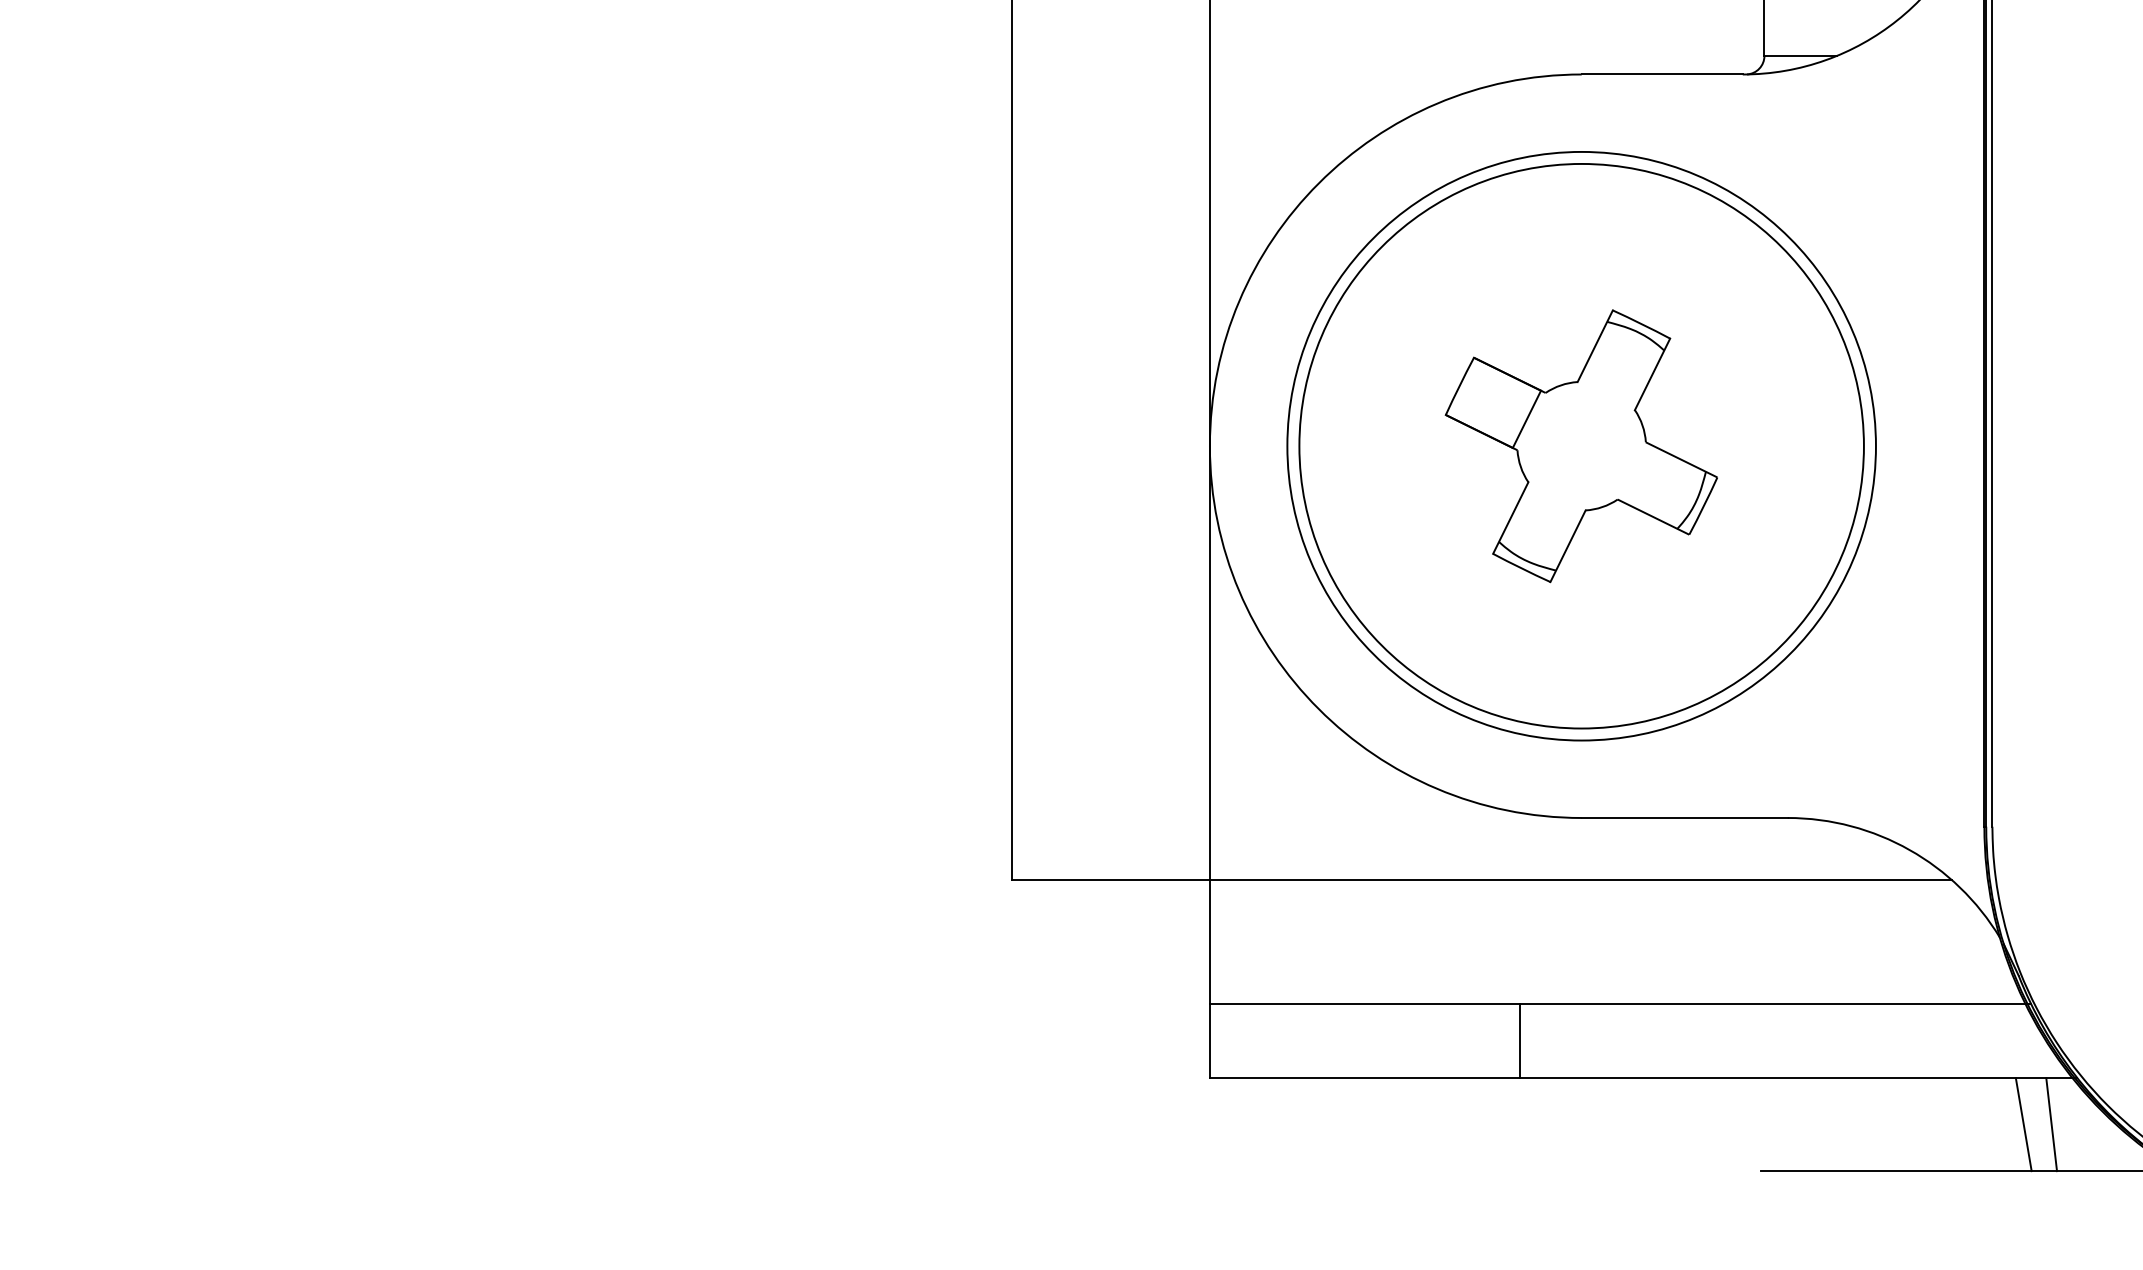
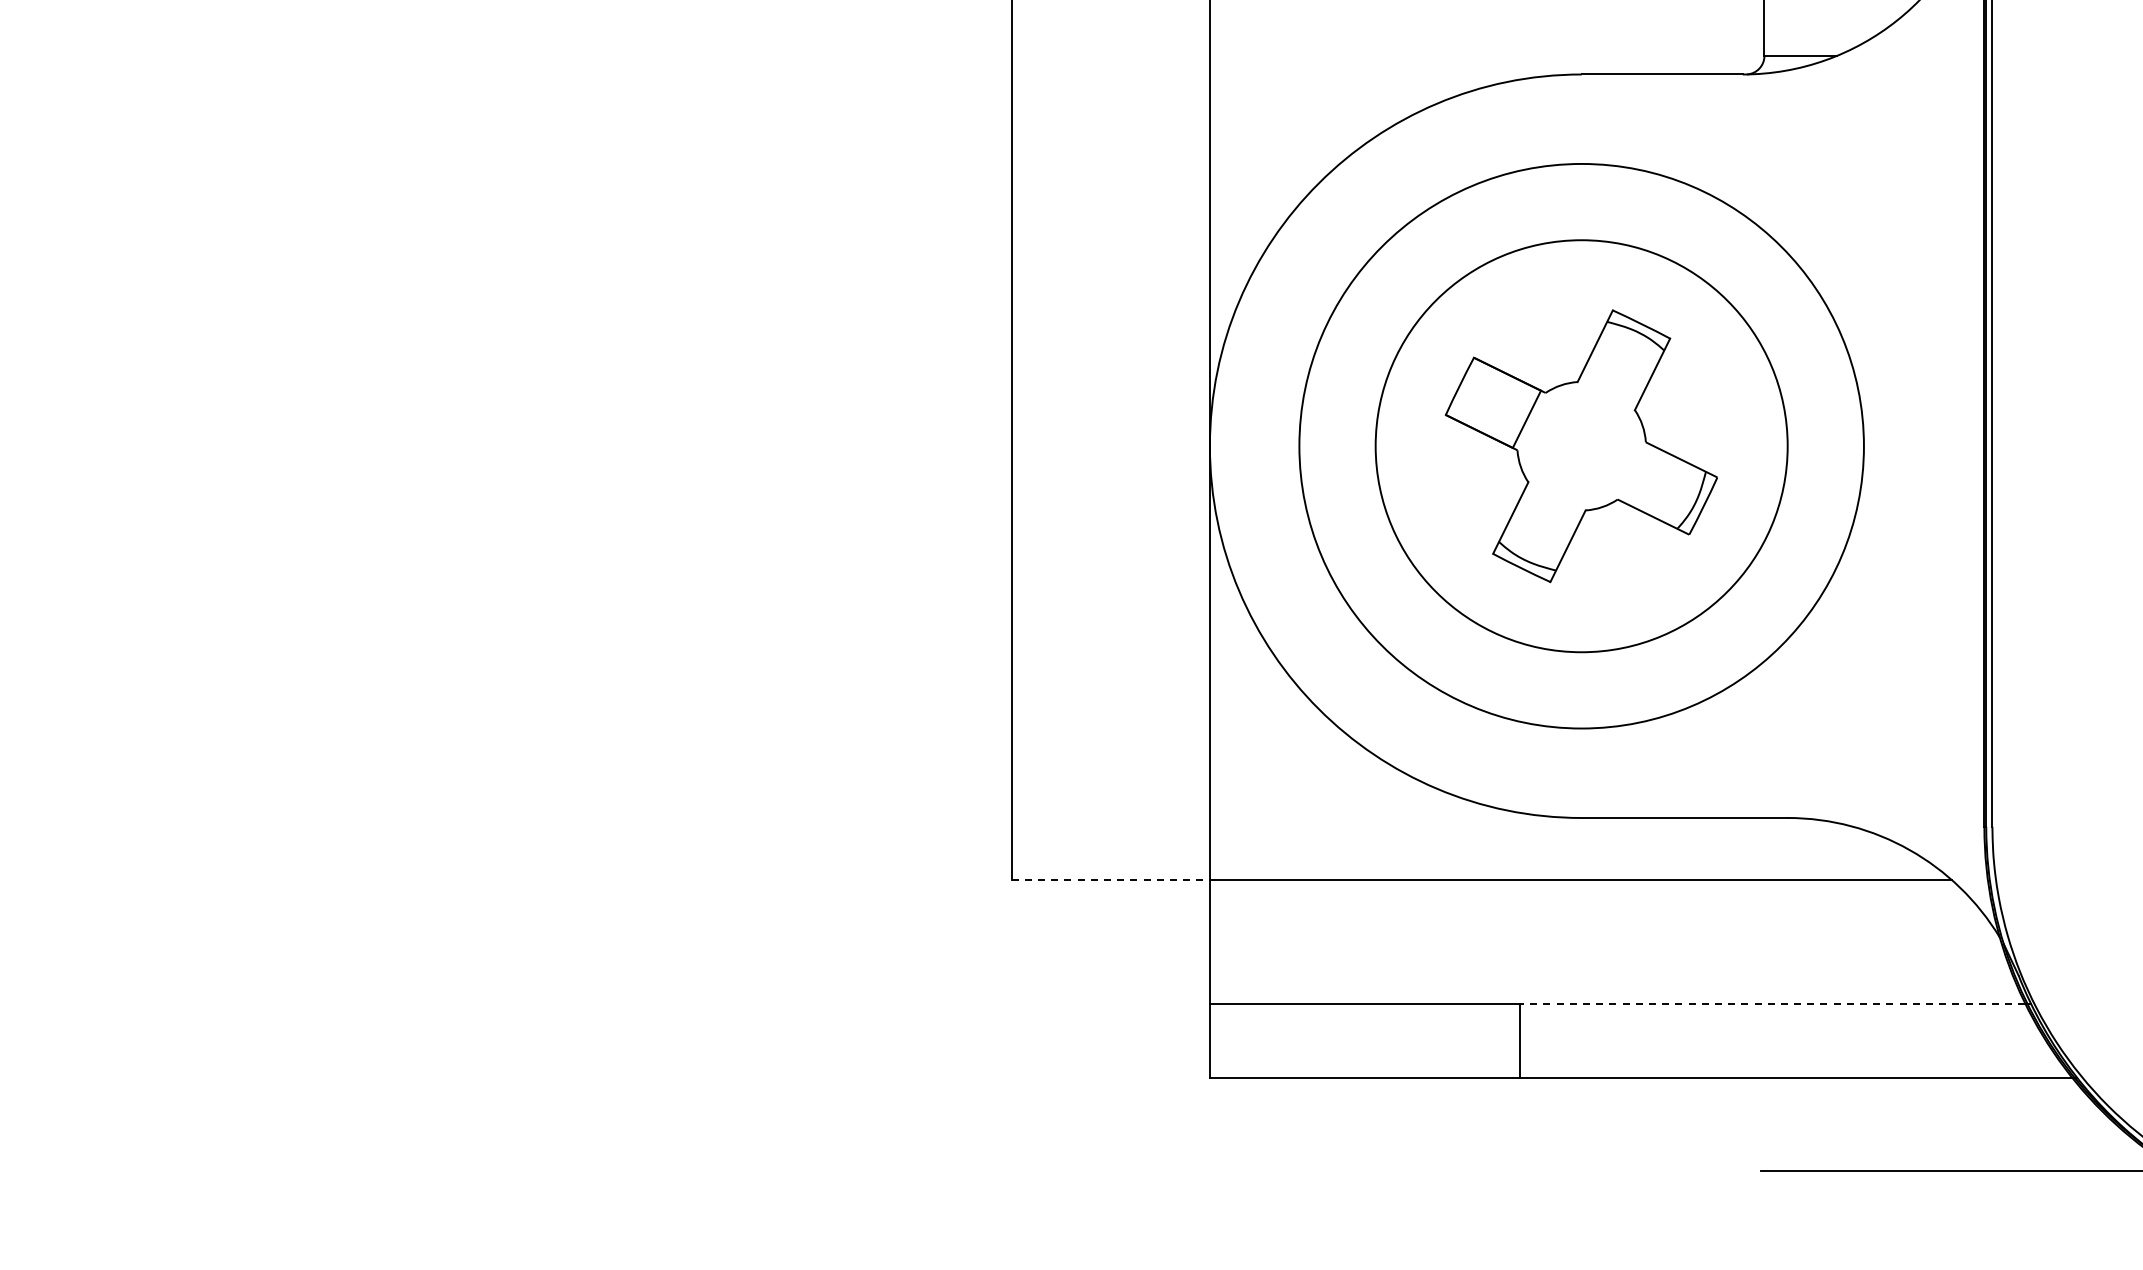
circle diameter: 589 px -> 412 px (1581, 446)
line: solid -> dashed (1111, 879)
line: solid -> dashed (1772, 1003)
line: present -> none (2023, 1124)
line: present -> none (2051, 1124)
